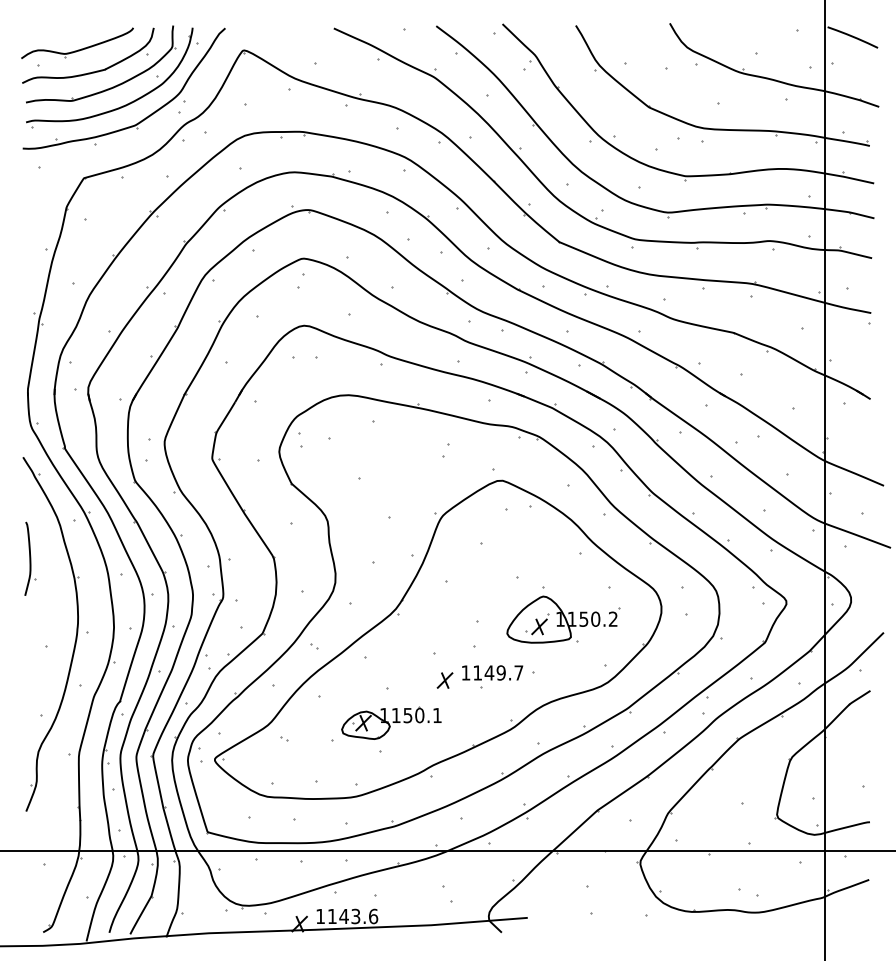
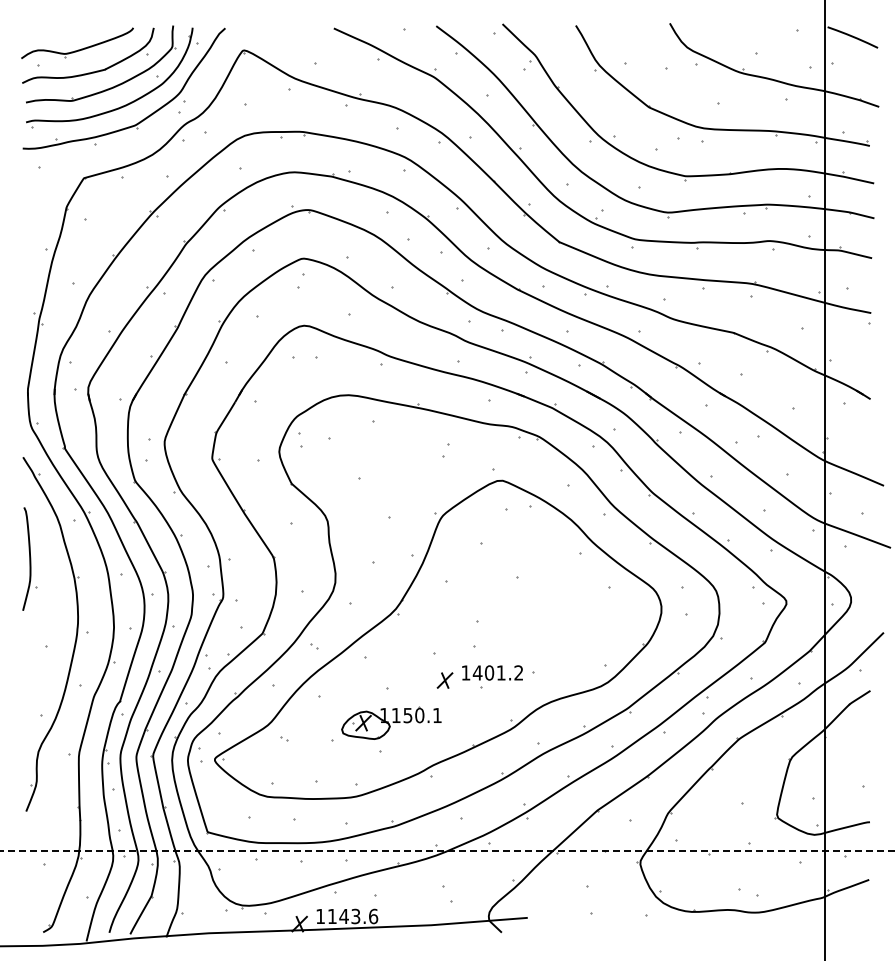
part size: 13x75 px -> 16x104 px (29, 558)
part: present -> none (563, 614)
text: 1149.7 -> 1401.2 (497, 672)
line: solid -> dashed (448, 851)
